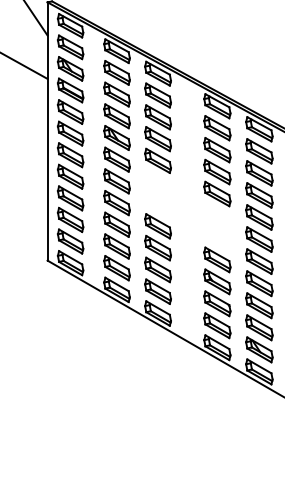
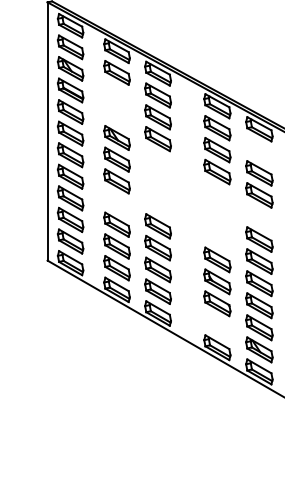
line: present -> none (36, 18)
line: present -> none (24, 65)
part: present -> none (116, 105)
part: present -> none (259, 151)
part: present -> none (157, 160)
part: present -> none (217, 193)
part: present -> none (116, 203)
part: present -> none (259, 217)
part: present -> none (217, 325)
